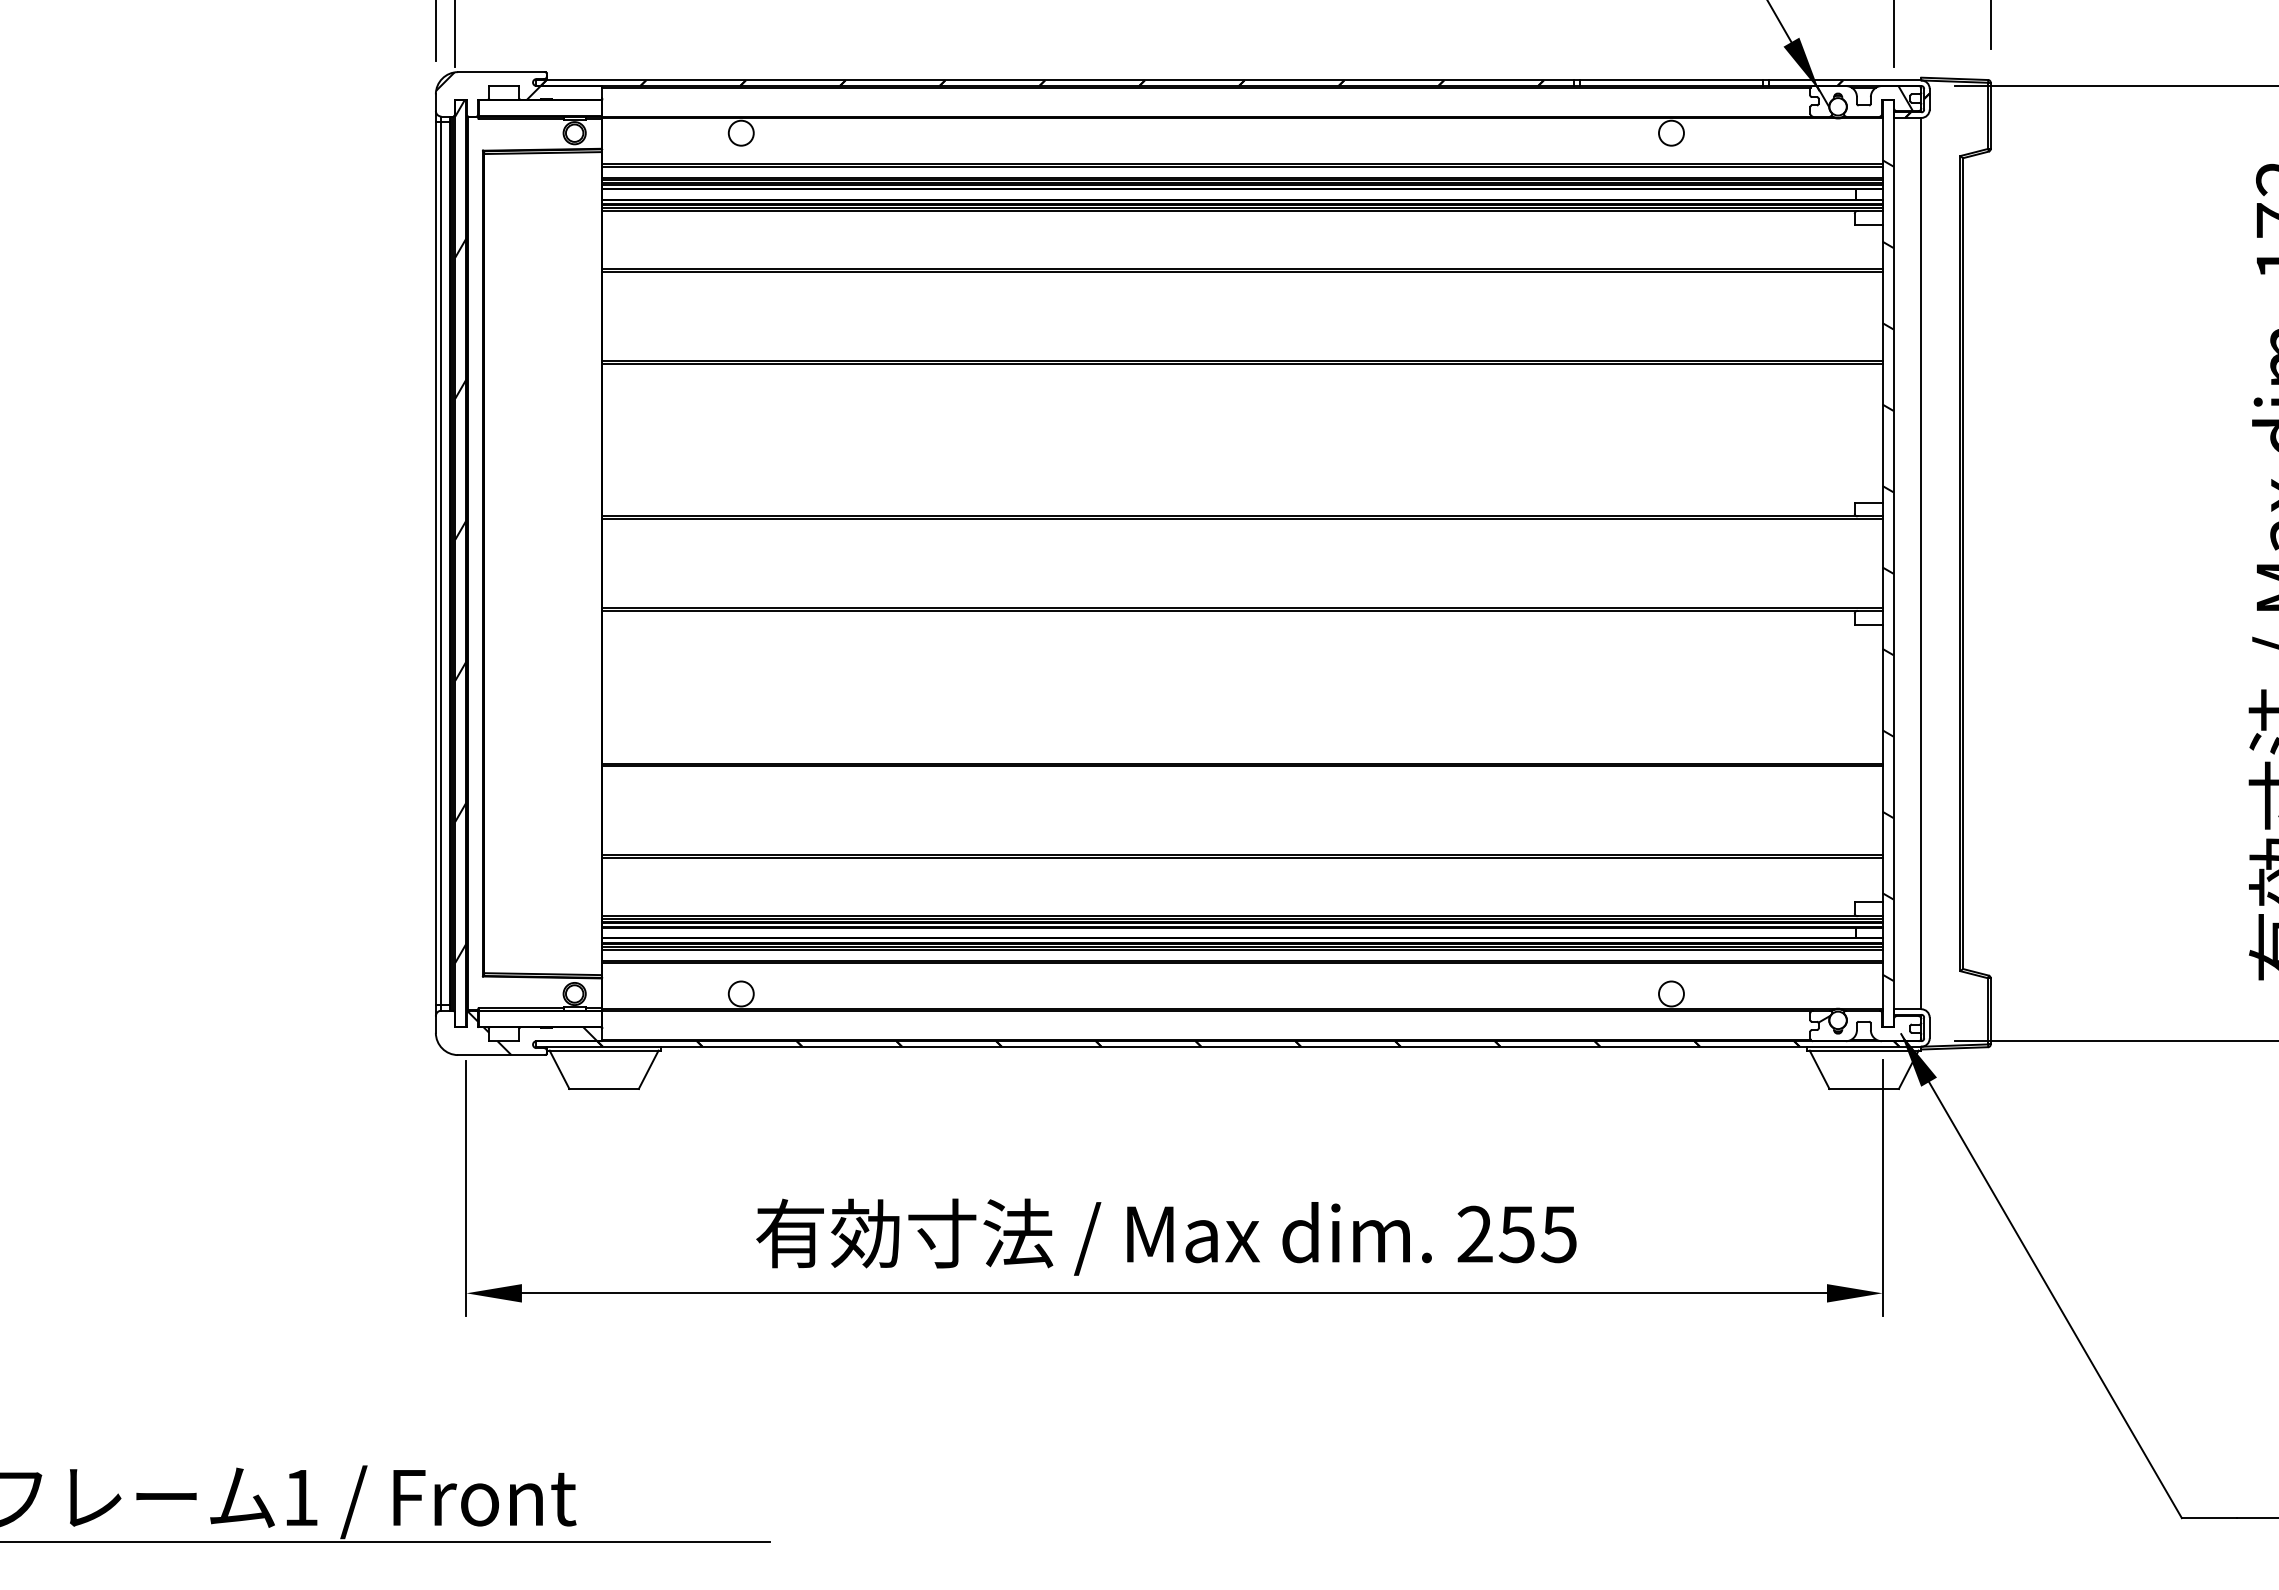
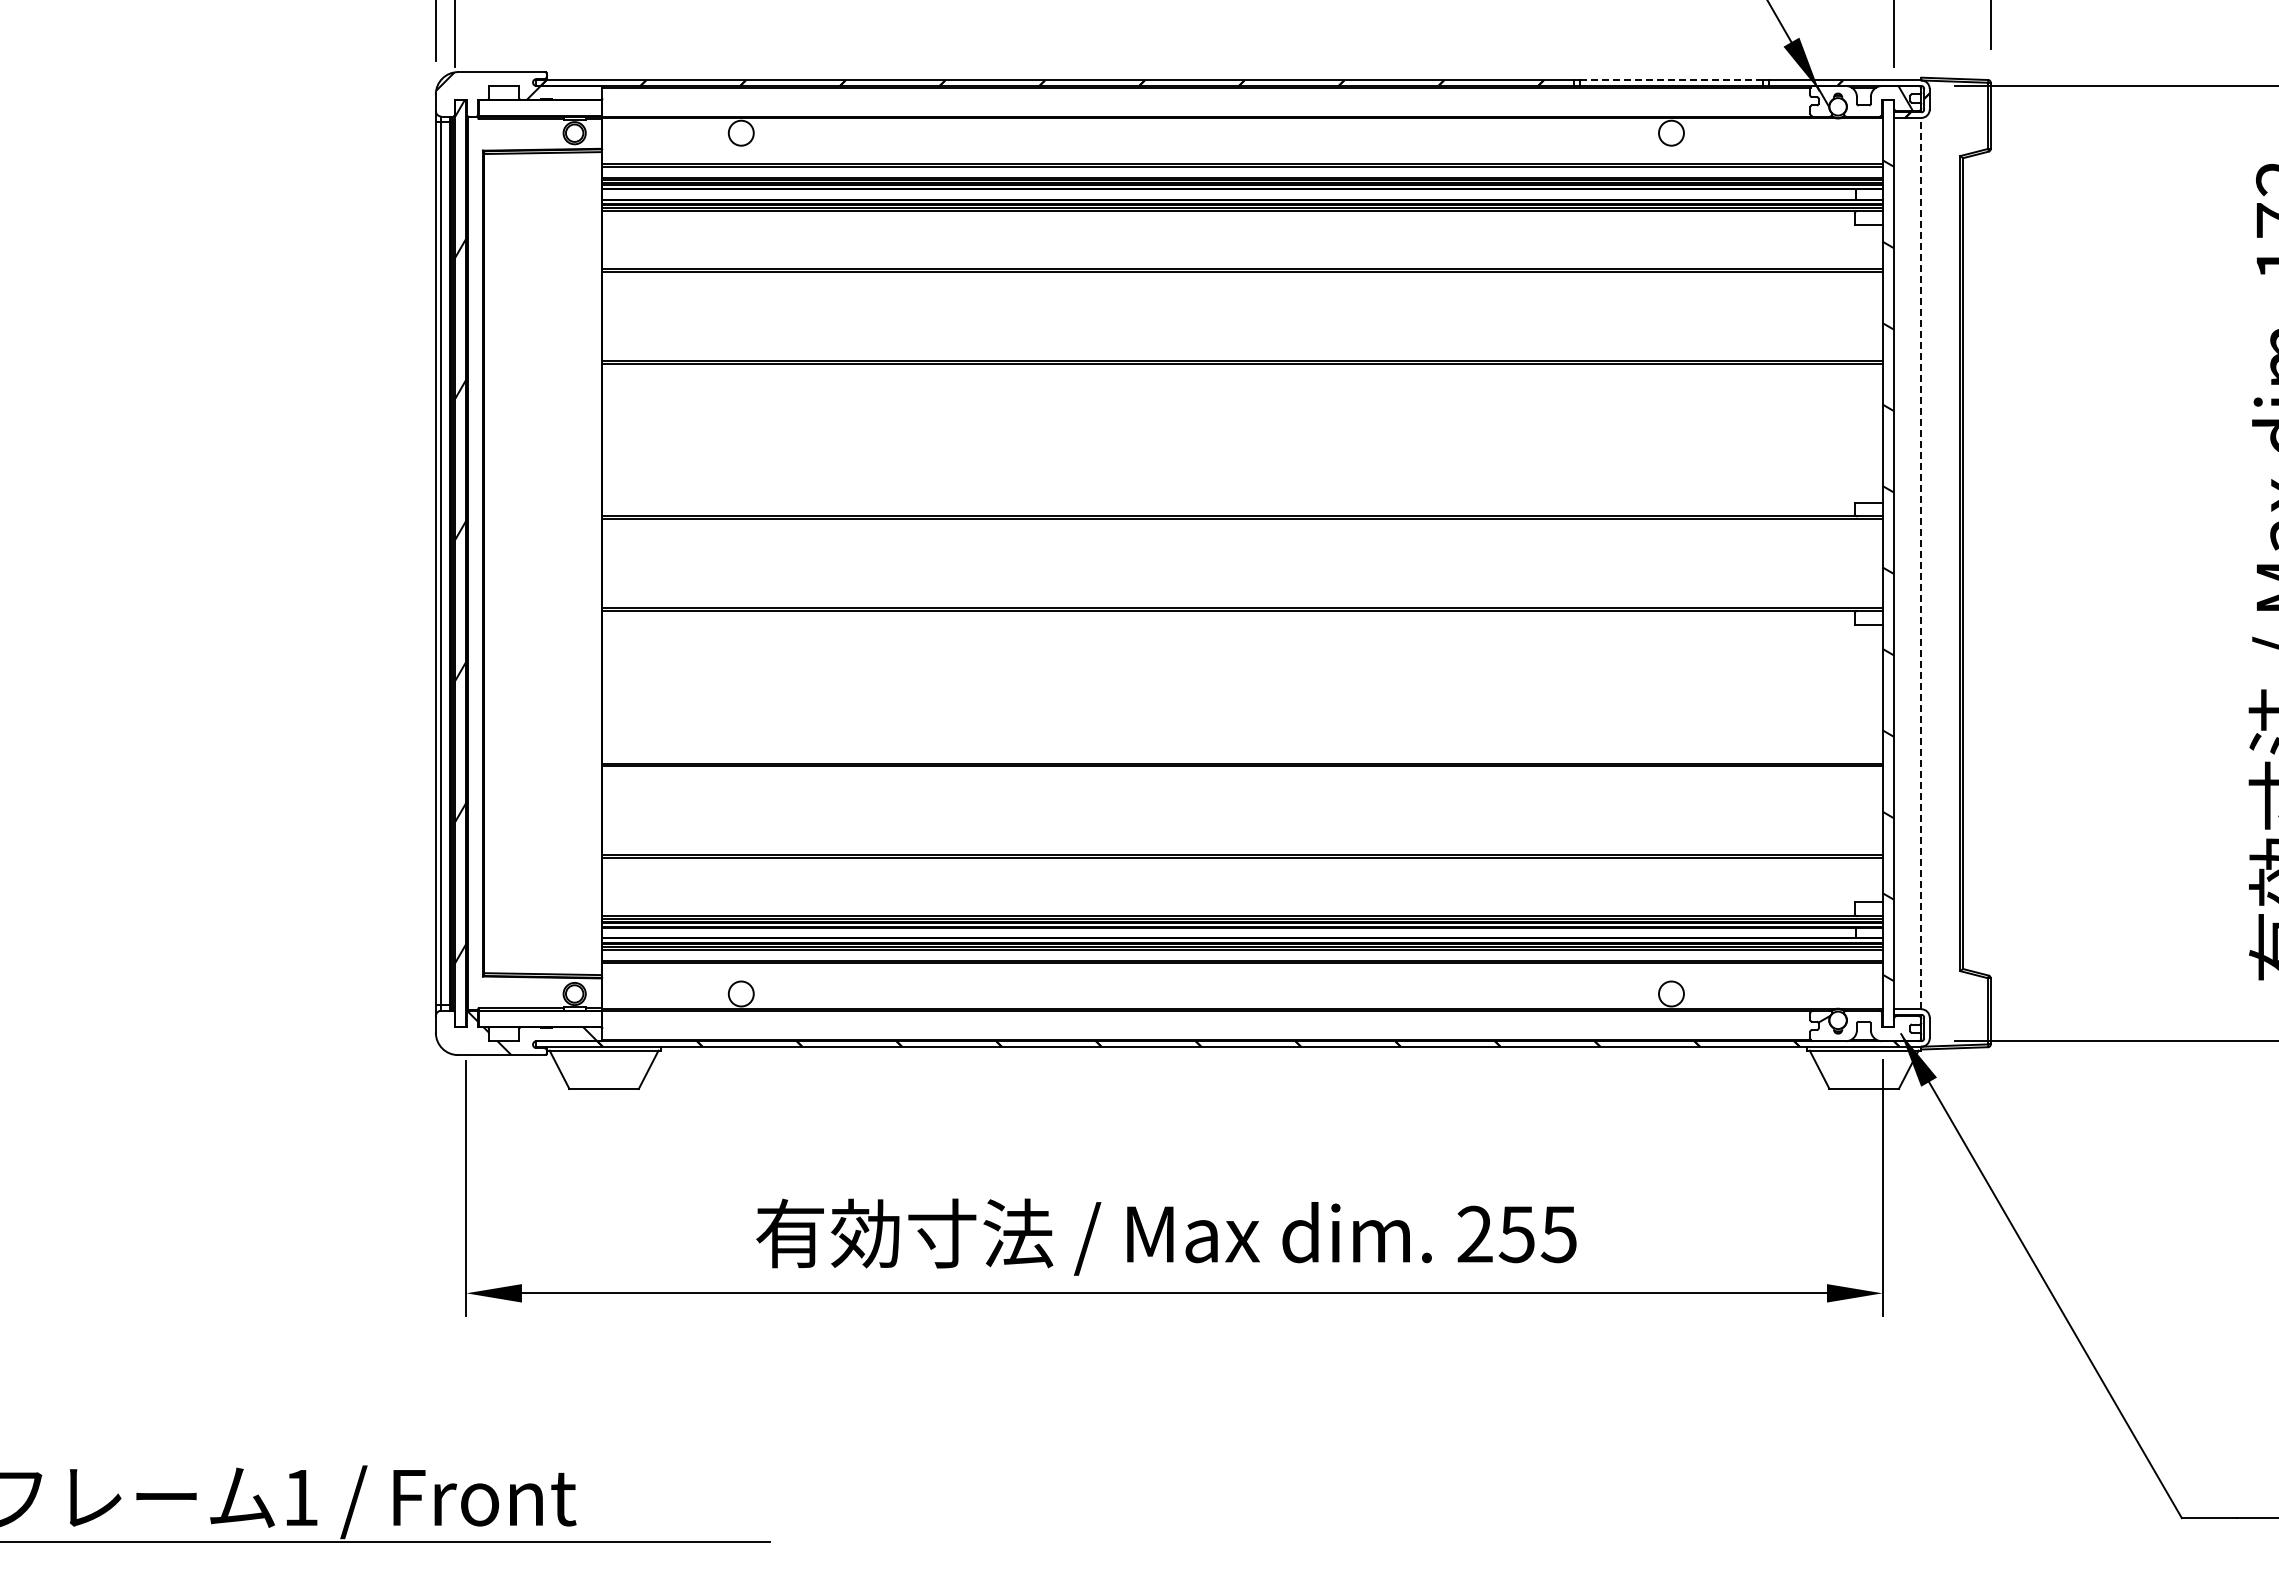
line: solid -> dashed (1671, 80)
line: solid -> dashed (1921, 563)
